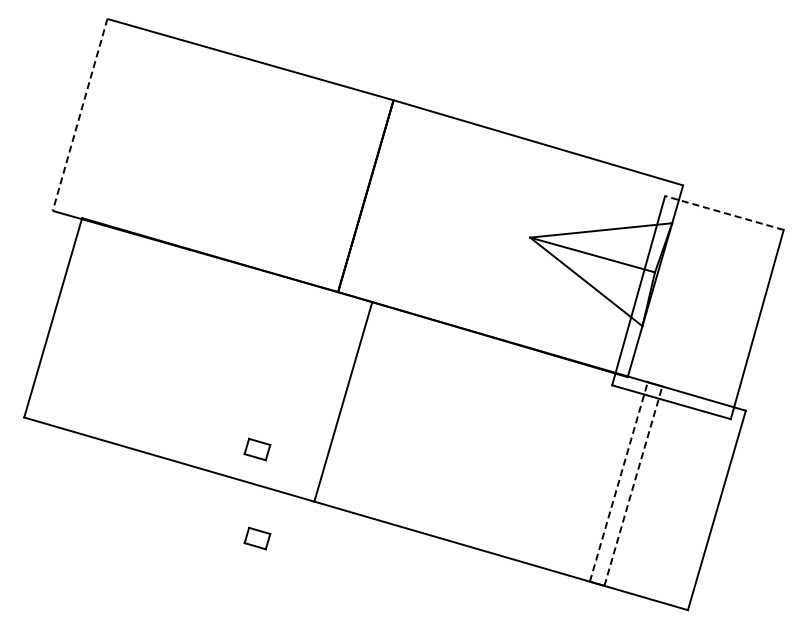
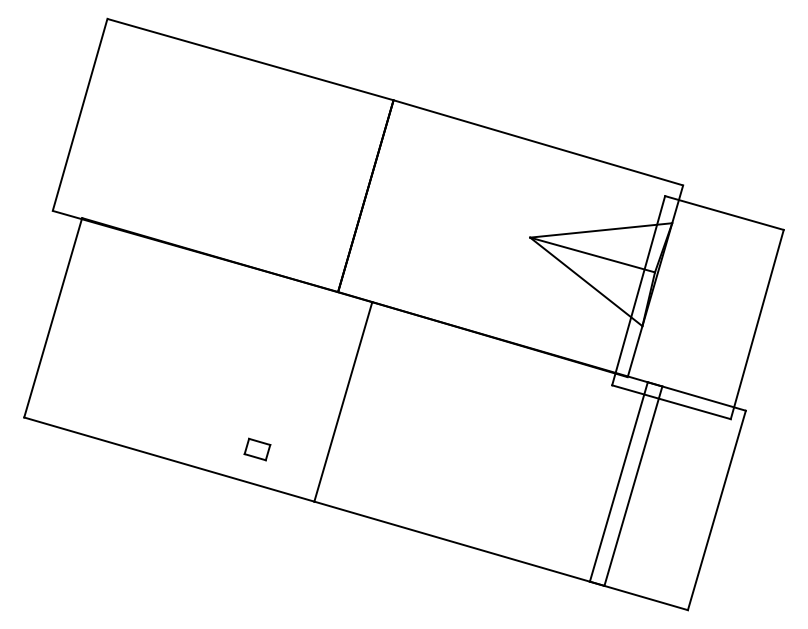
line: dashed -> solid (80, 114)
line: dashed -> solid (724, 213)
line: dashed -> solid (618, 481)
line: dashed -> solid (633, 486)
part: present -> none (257, 538)
